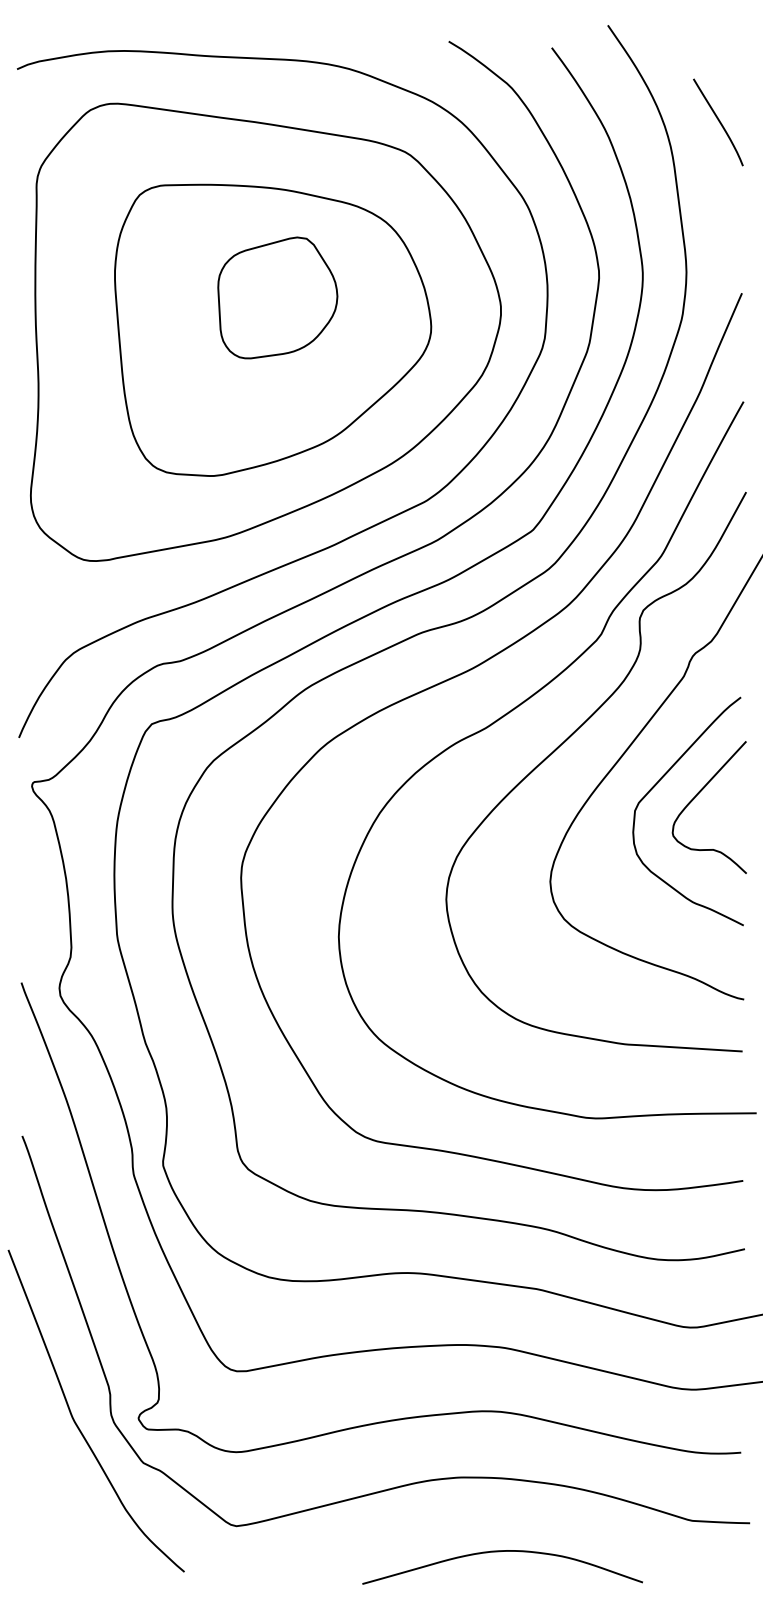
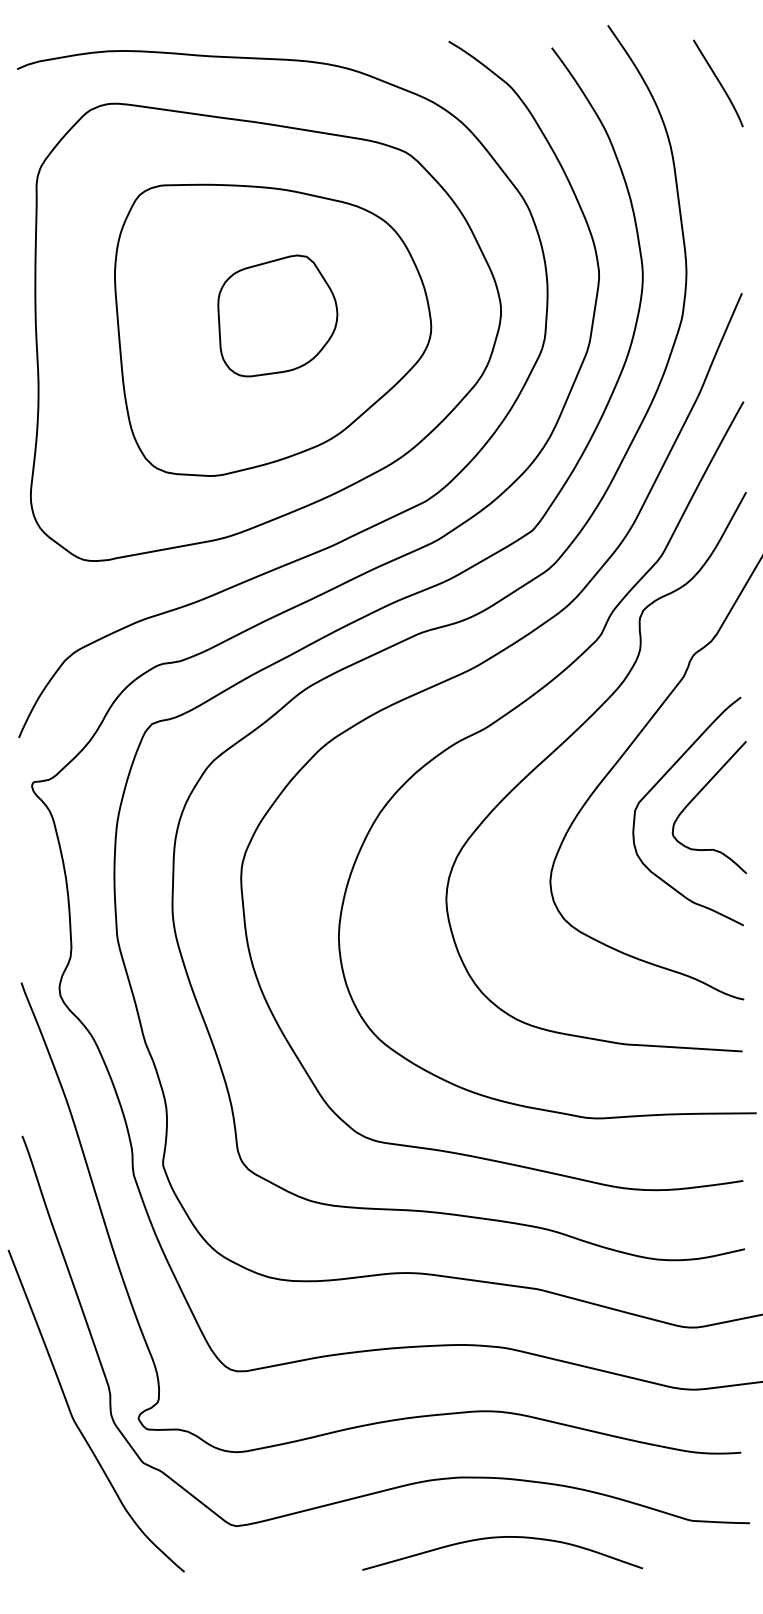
curve position: (718, 121) -> (718, 82) (718, 82)
part position: (277, 297) -> (277, 315) (277, 315)
curve position: (499, 1552) -> (499, 1538) (499, 1538)
